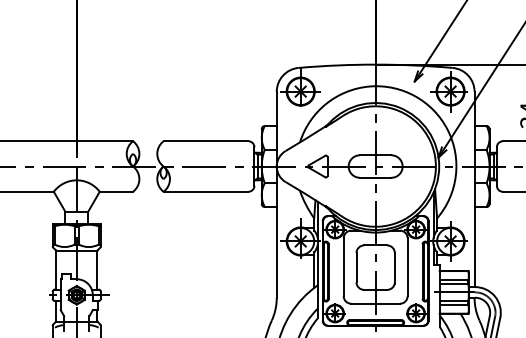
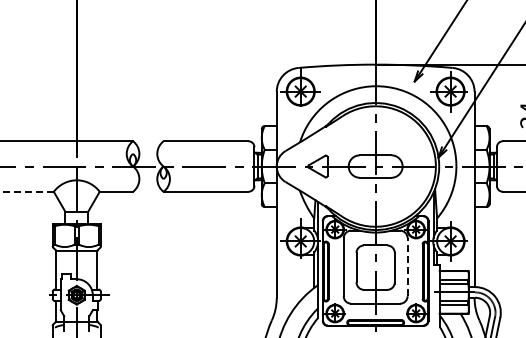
line: solid -> dashed (26, 191)
line: solid -> dashed (407, 266)
